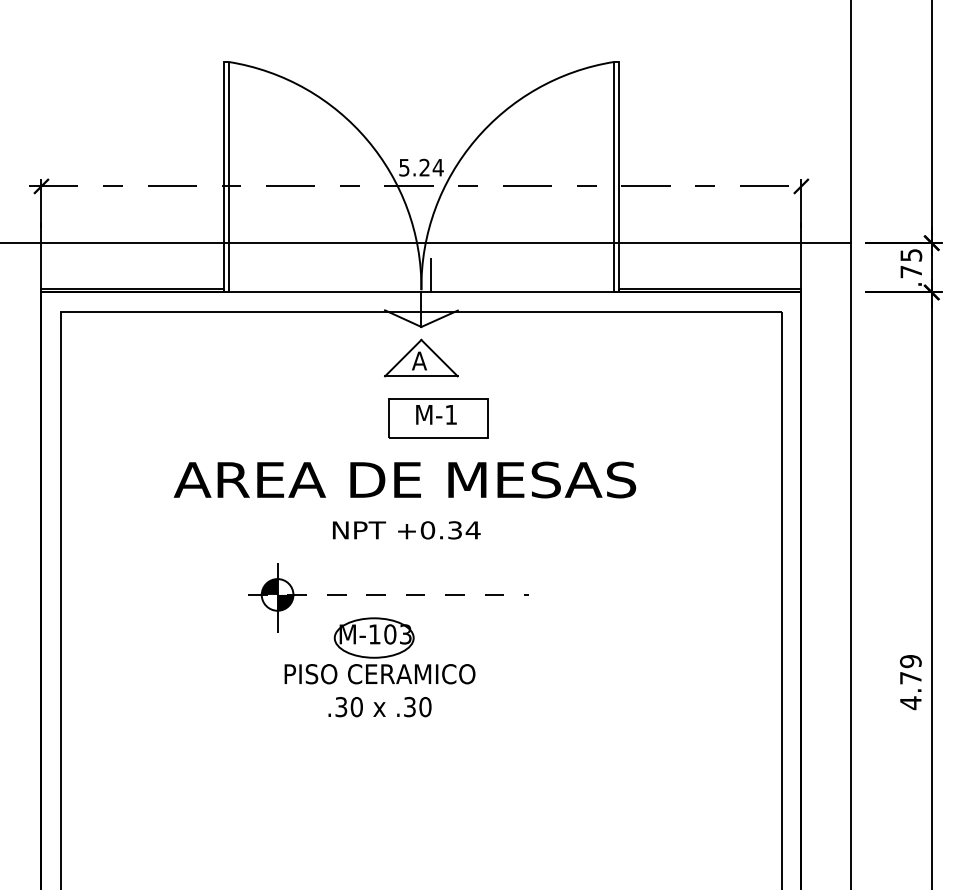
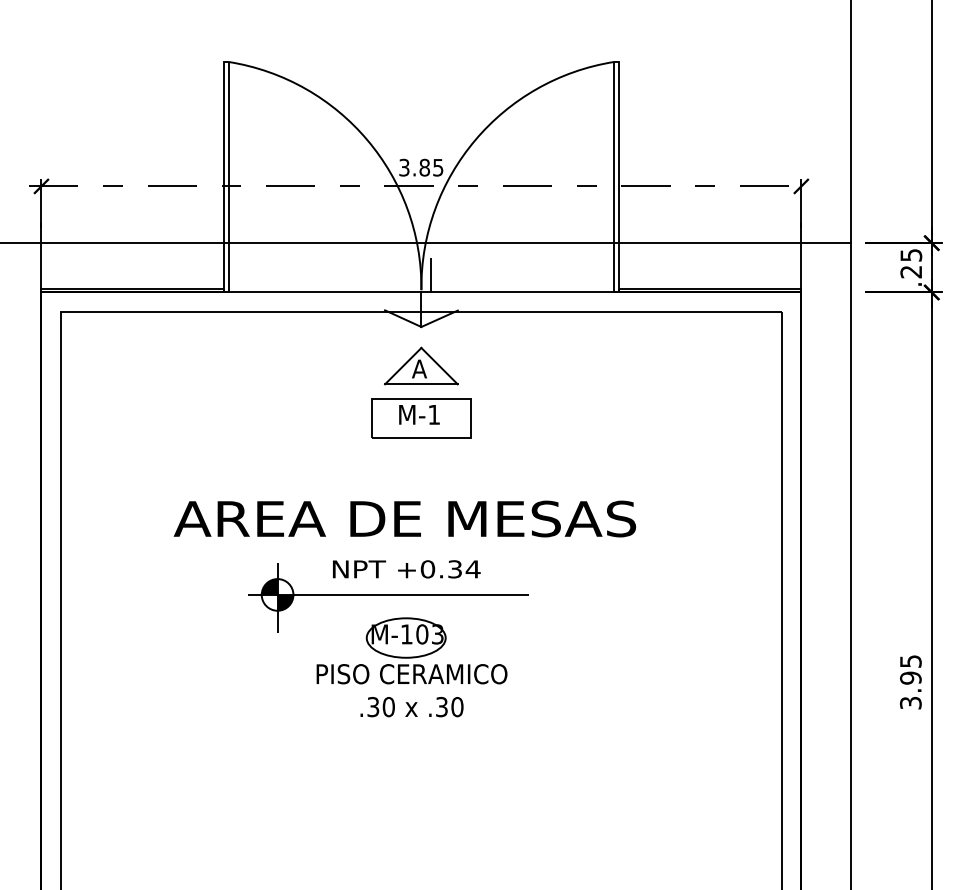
text: 5.24 -> 3.85 (421, 167)
text: .75 -> .25 (910, 271)
part position: (421, 357) -> (421, 365) (421, 365)
part position: (438, 418) -> (421, 418) (421, 418)
text position: (404, 500) -> (404, 539) (404, 539)
line: dashed -> solid (388, 594)
part position: (379, 667) -> (411, 667) (411, 667)
text: 4.79 -> 3.95 (910, 682)
